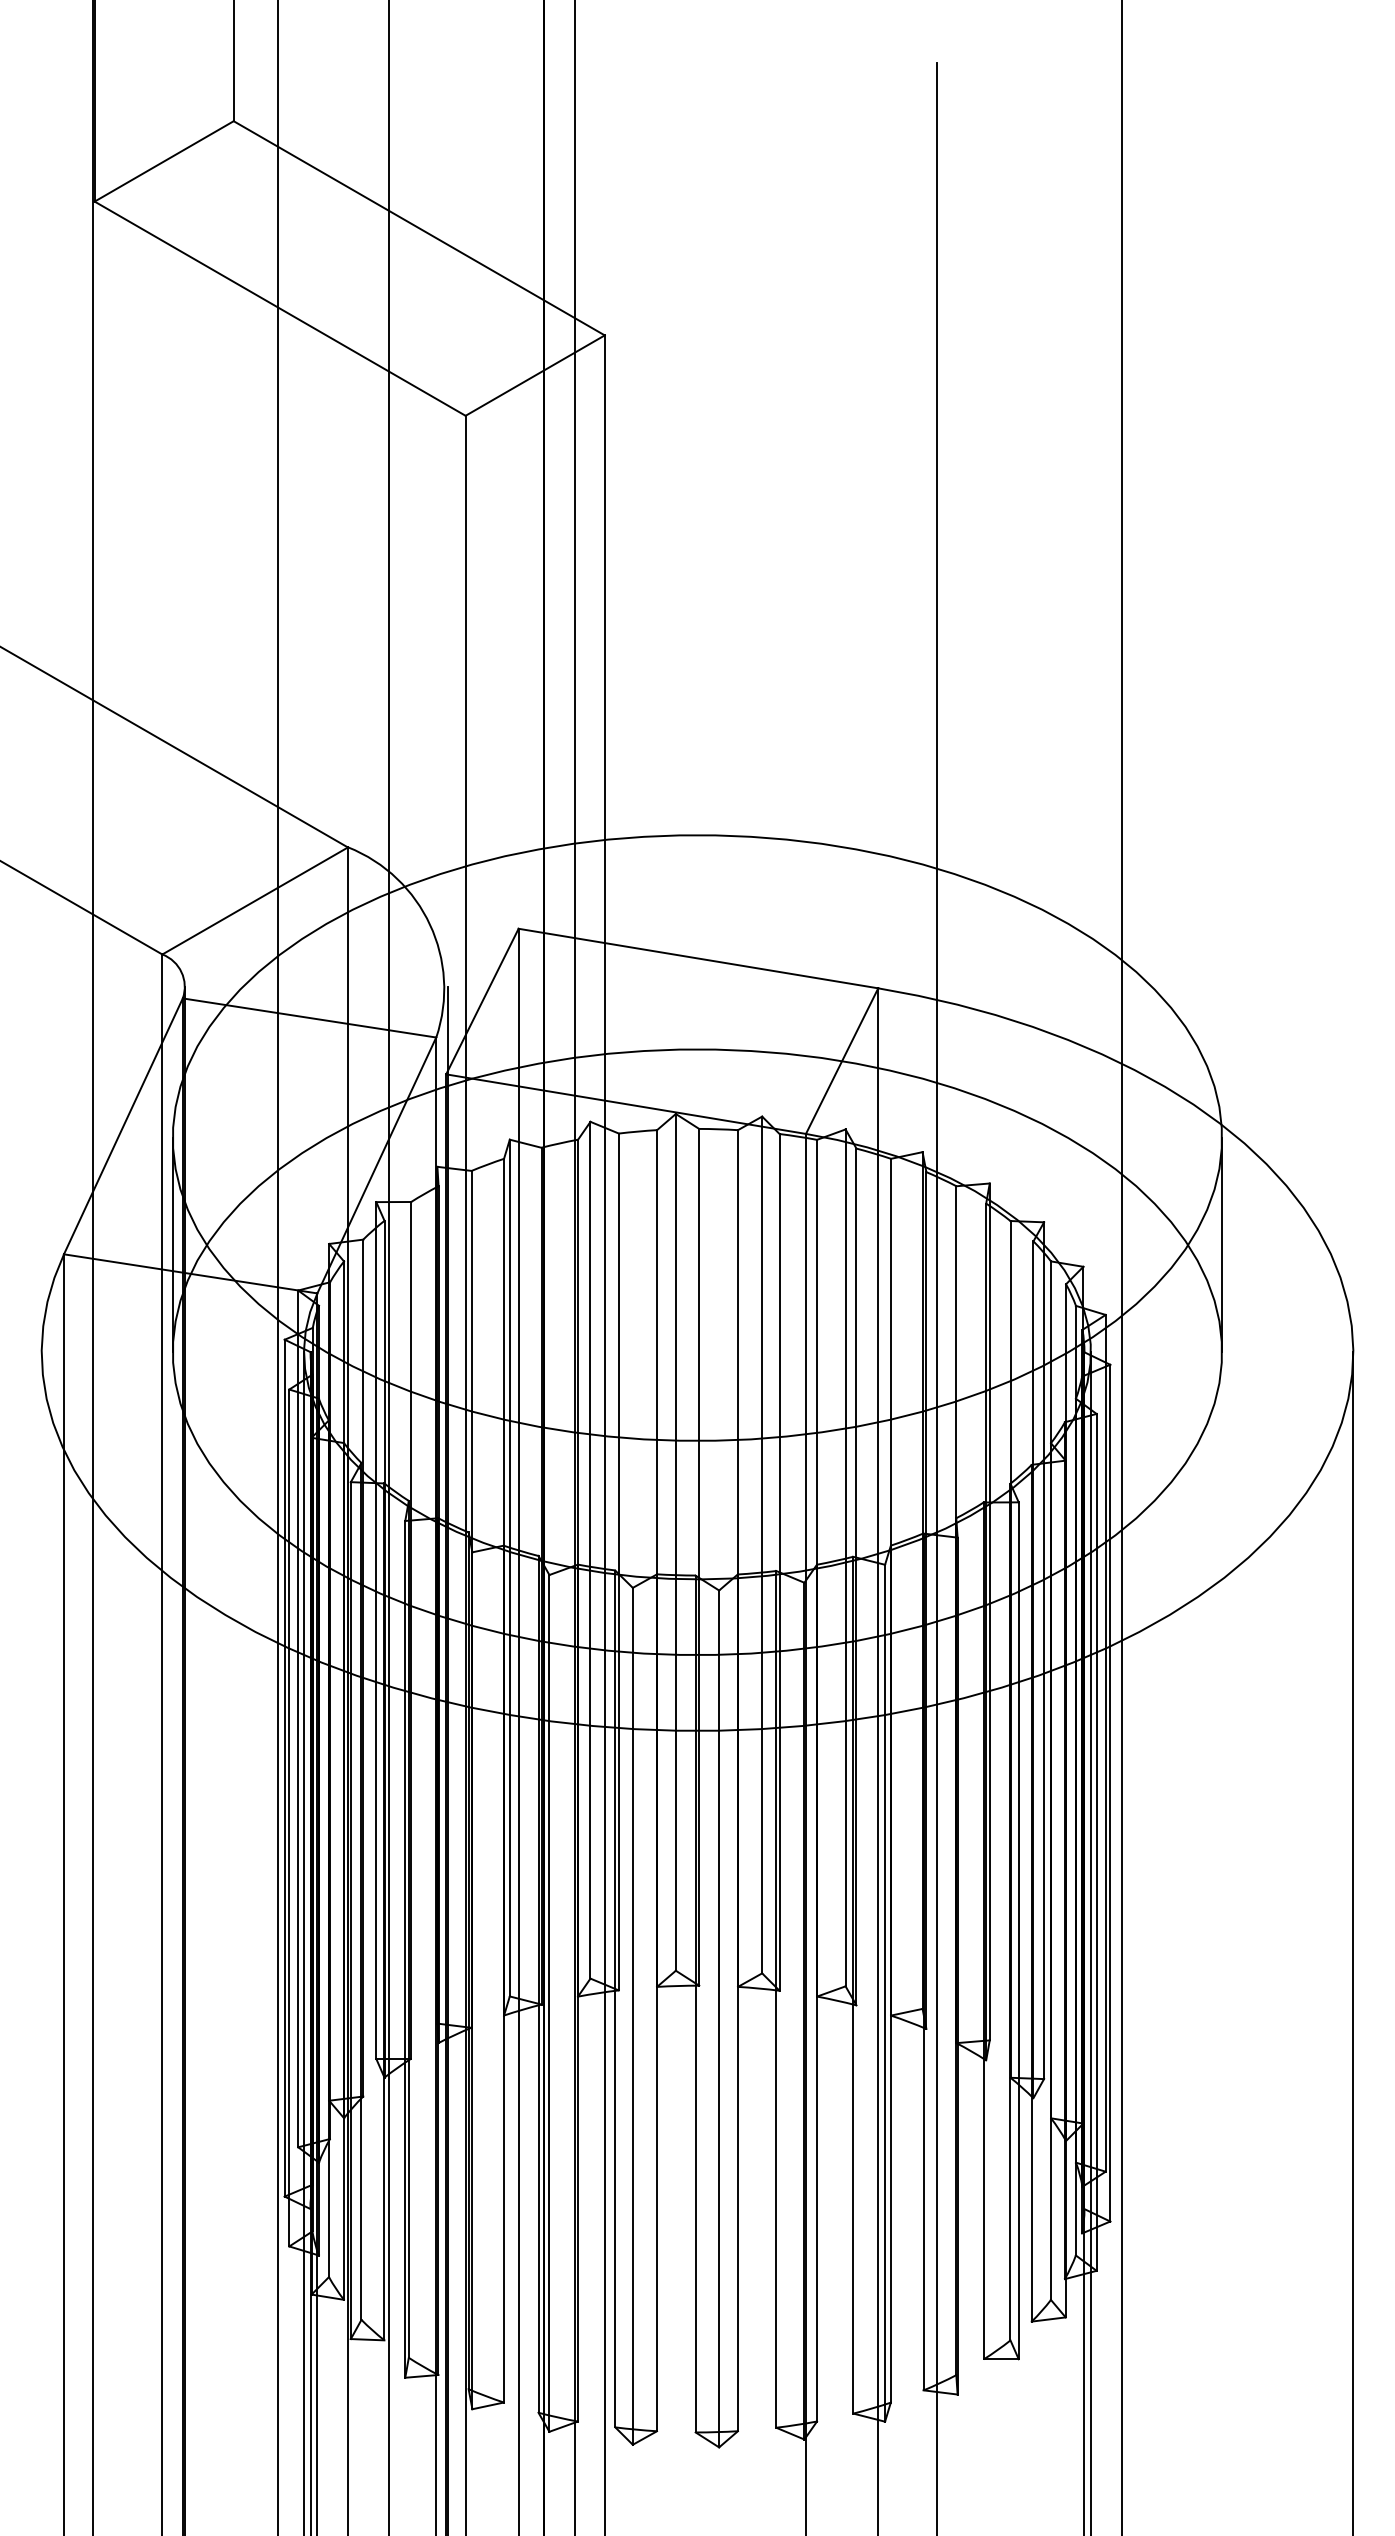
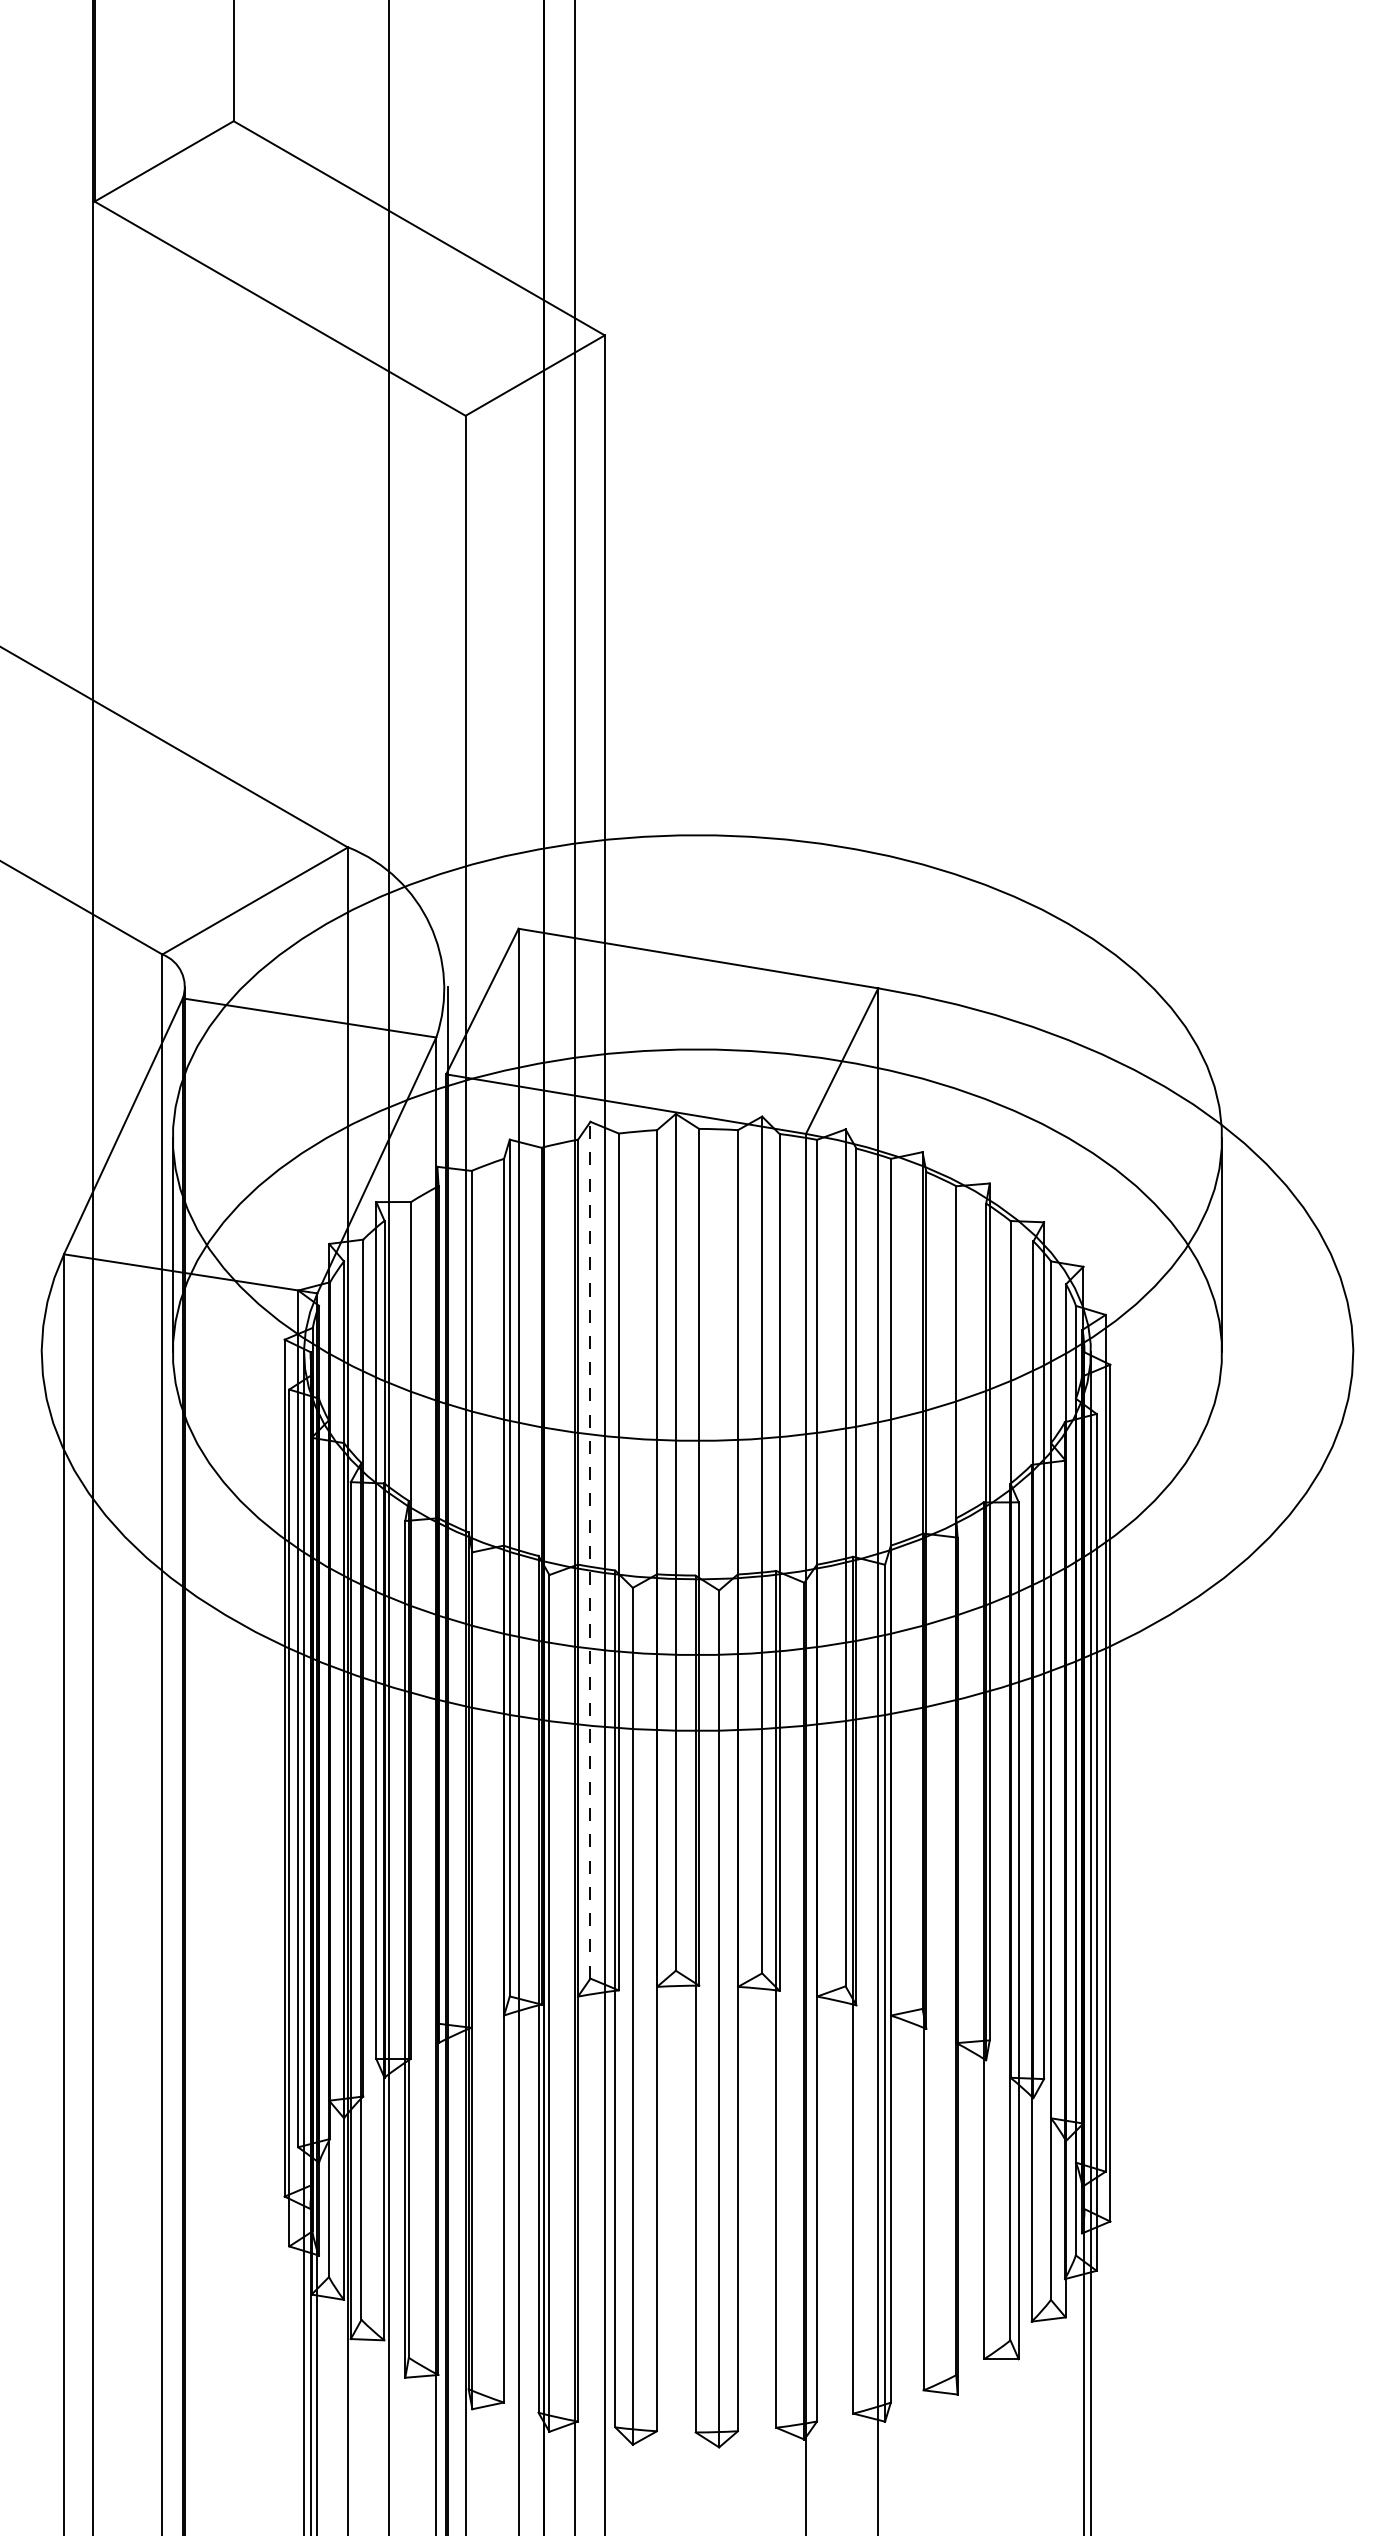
line: present -> none (278, 1267)
line: present -> none (1121, 1267)
line: present -> none (936, 1297)
line: solid -> dashed (590, 1549)
line: present -> none (1353, 1942)
